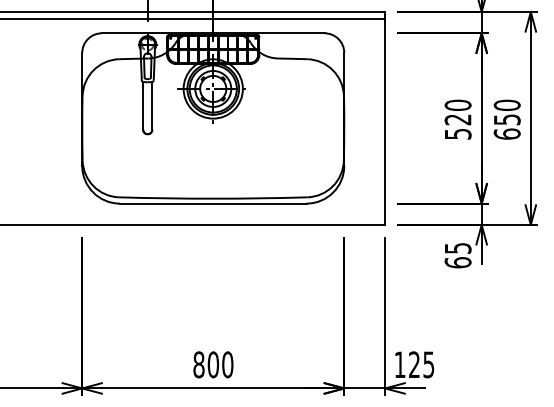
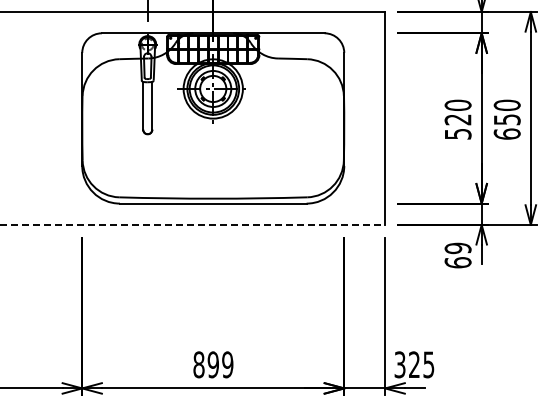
line: present -> none (193, 18)
line: solid -> dashed (193, 224)
text: 65 -> 69 (457, 248)
text: 800 -> 899 (220, 364)
text: 125 -> 325 (399, 364)
